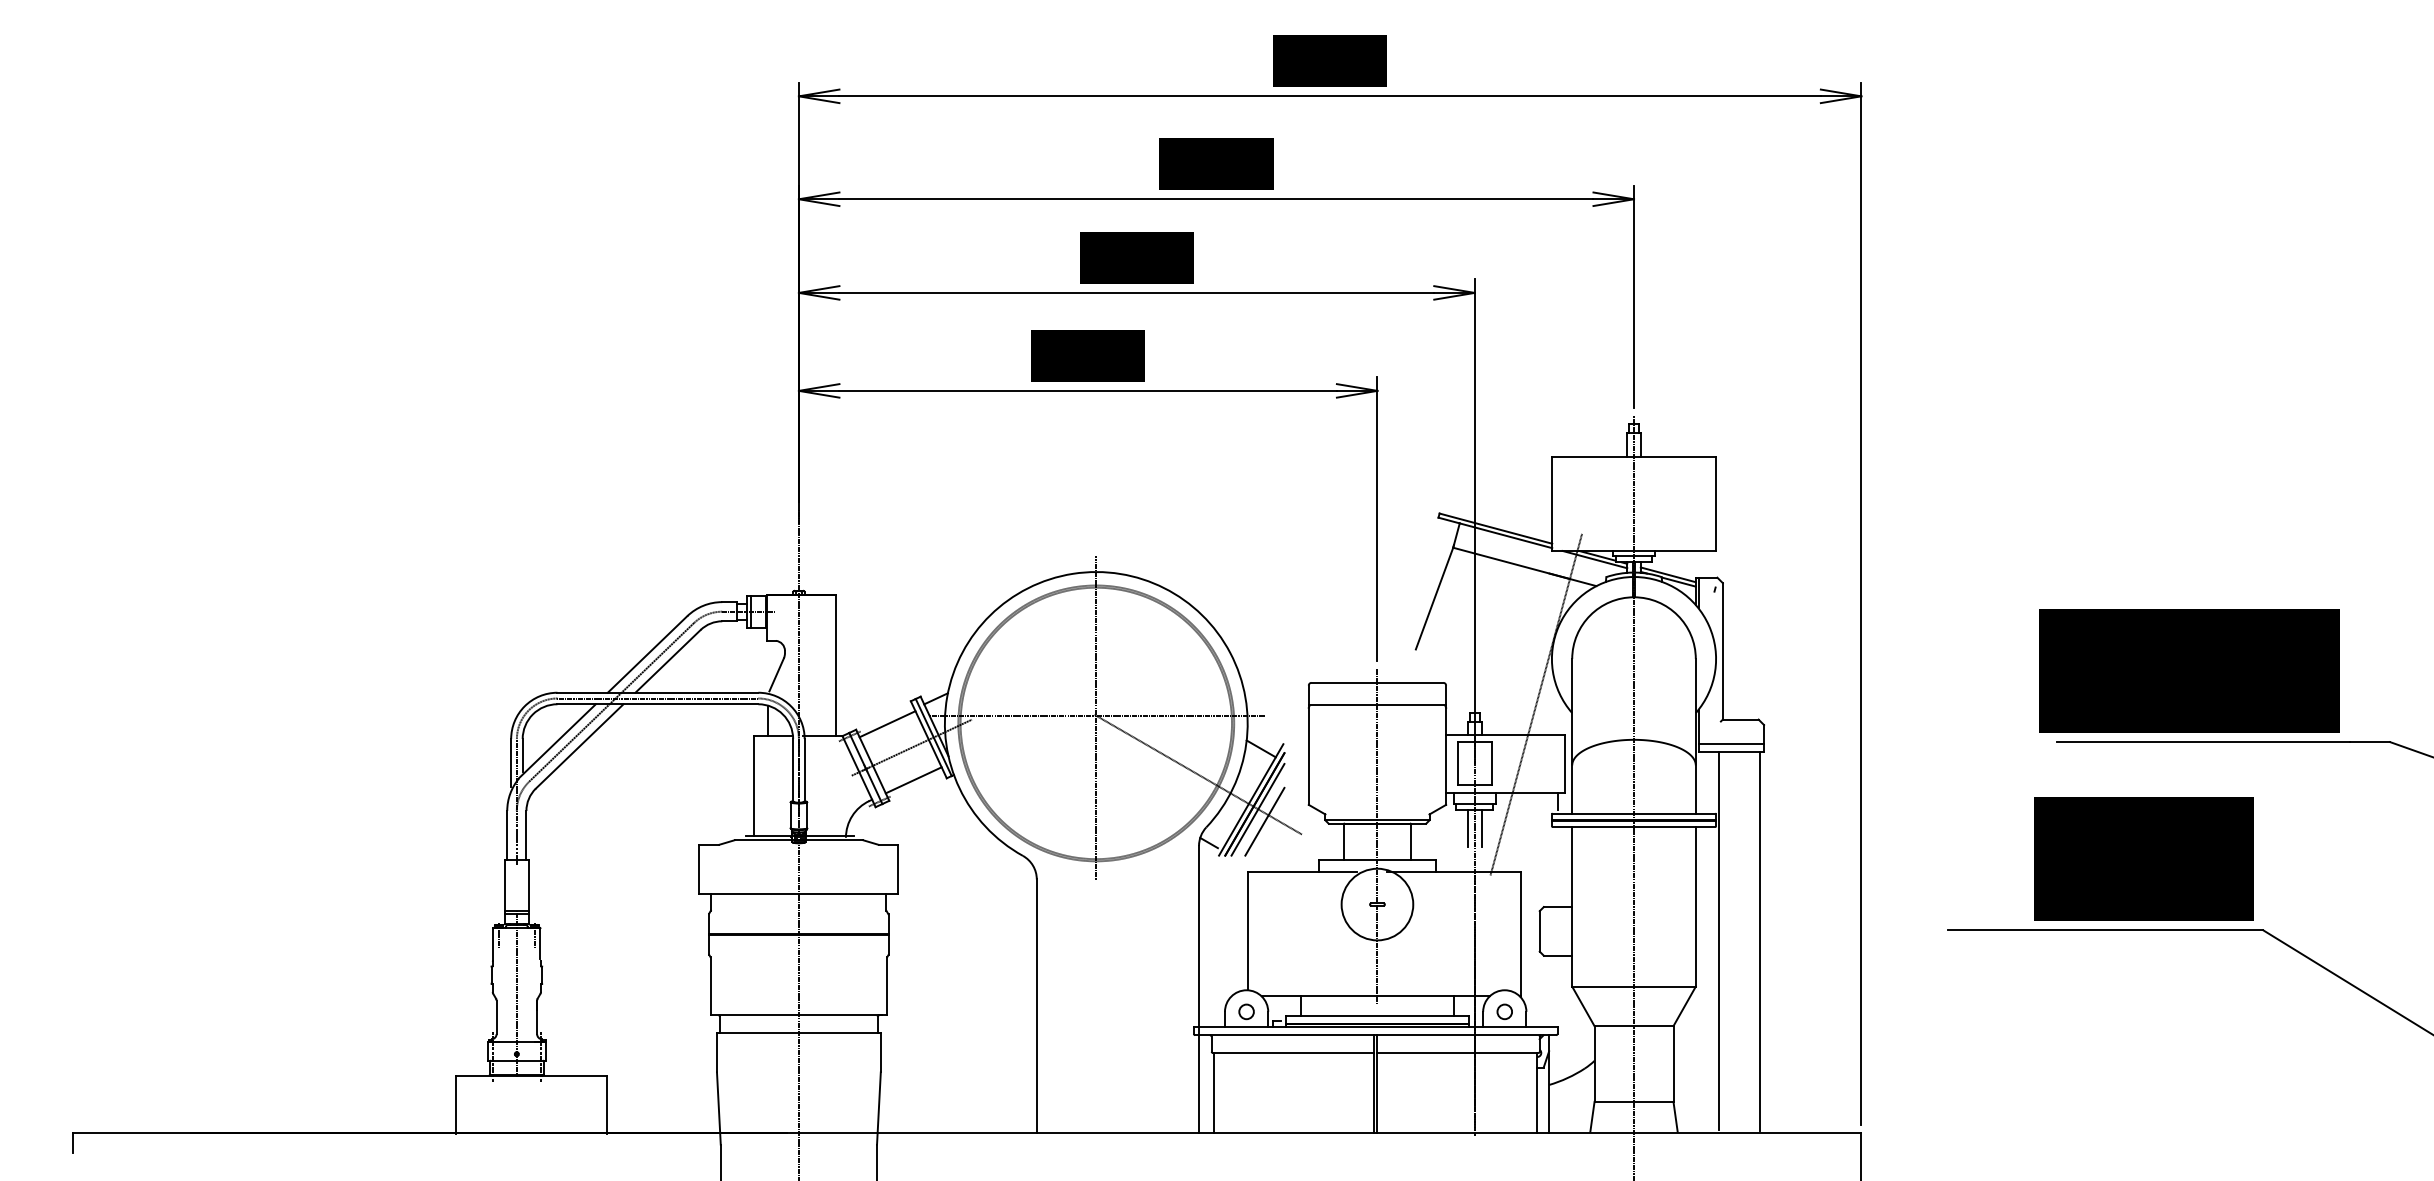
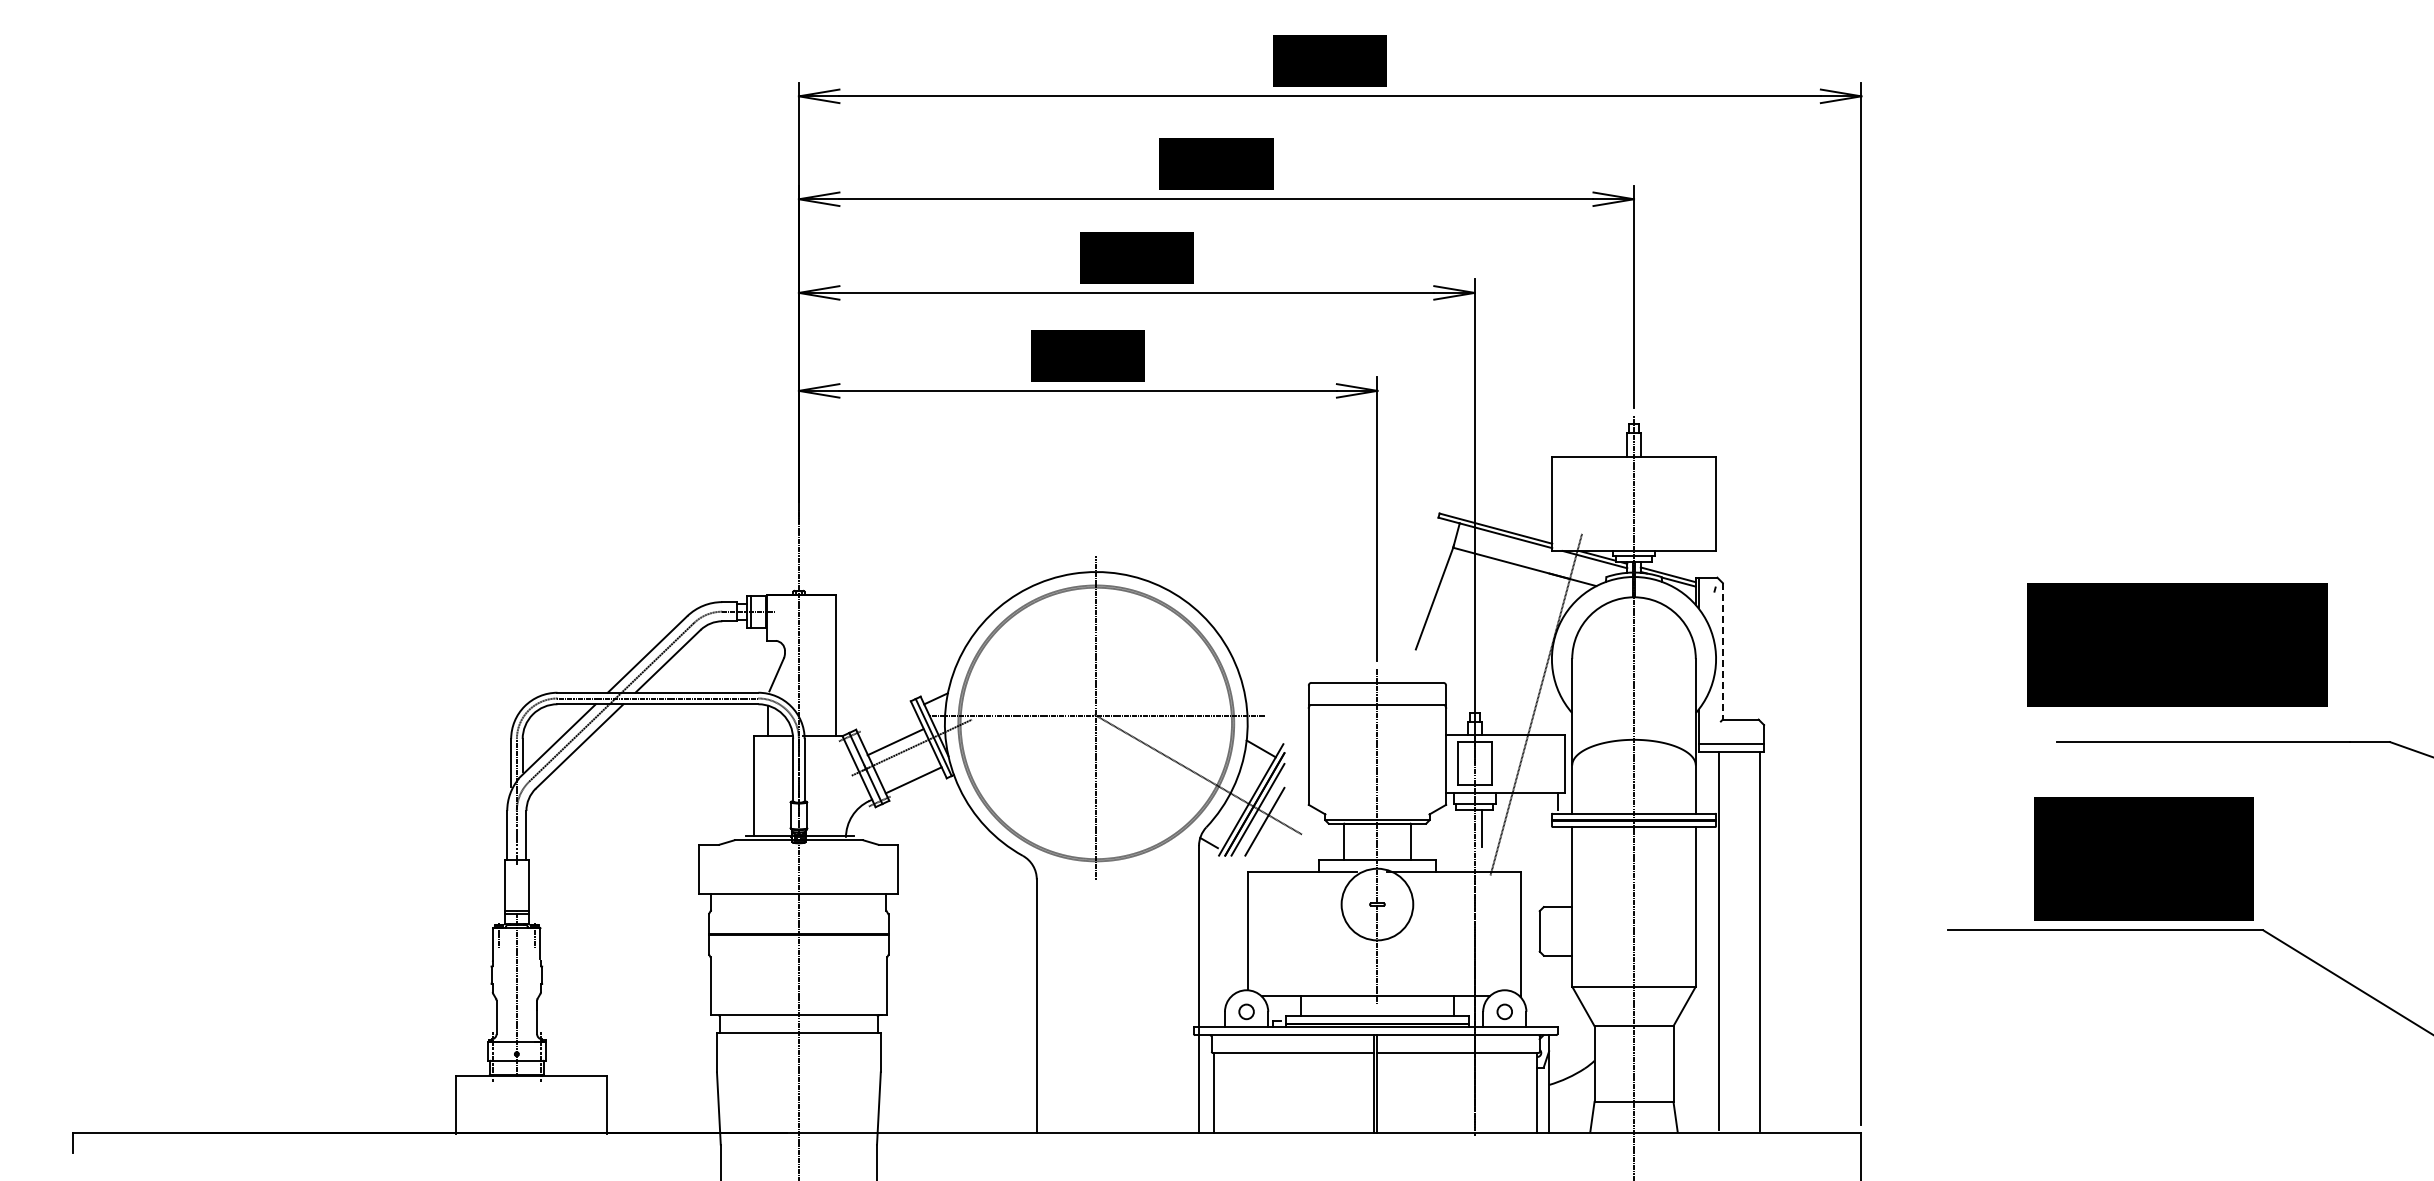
line: solid -> dashed (1722, 651)
text position: (2189, 670) -> (2177, 644) (2177, 644)
line position: (887, 724) -> (895, 742) (895, 742)
line: present -> none (1468, 828)
